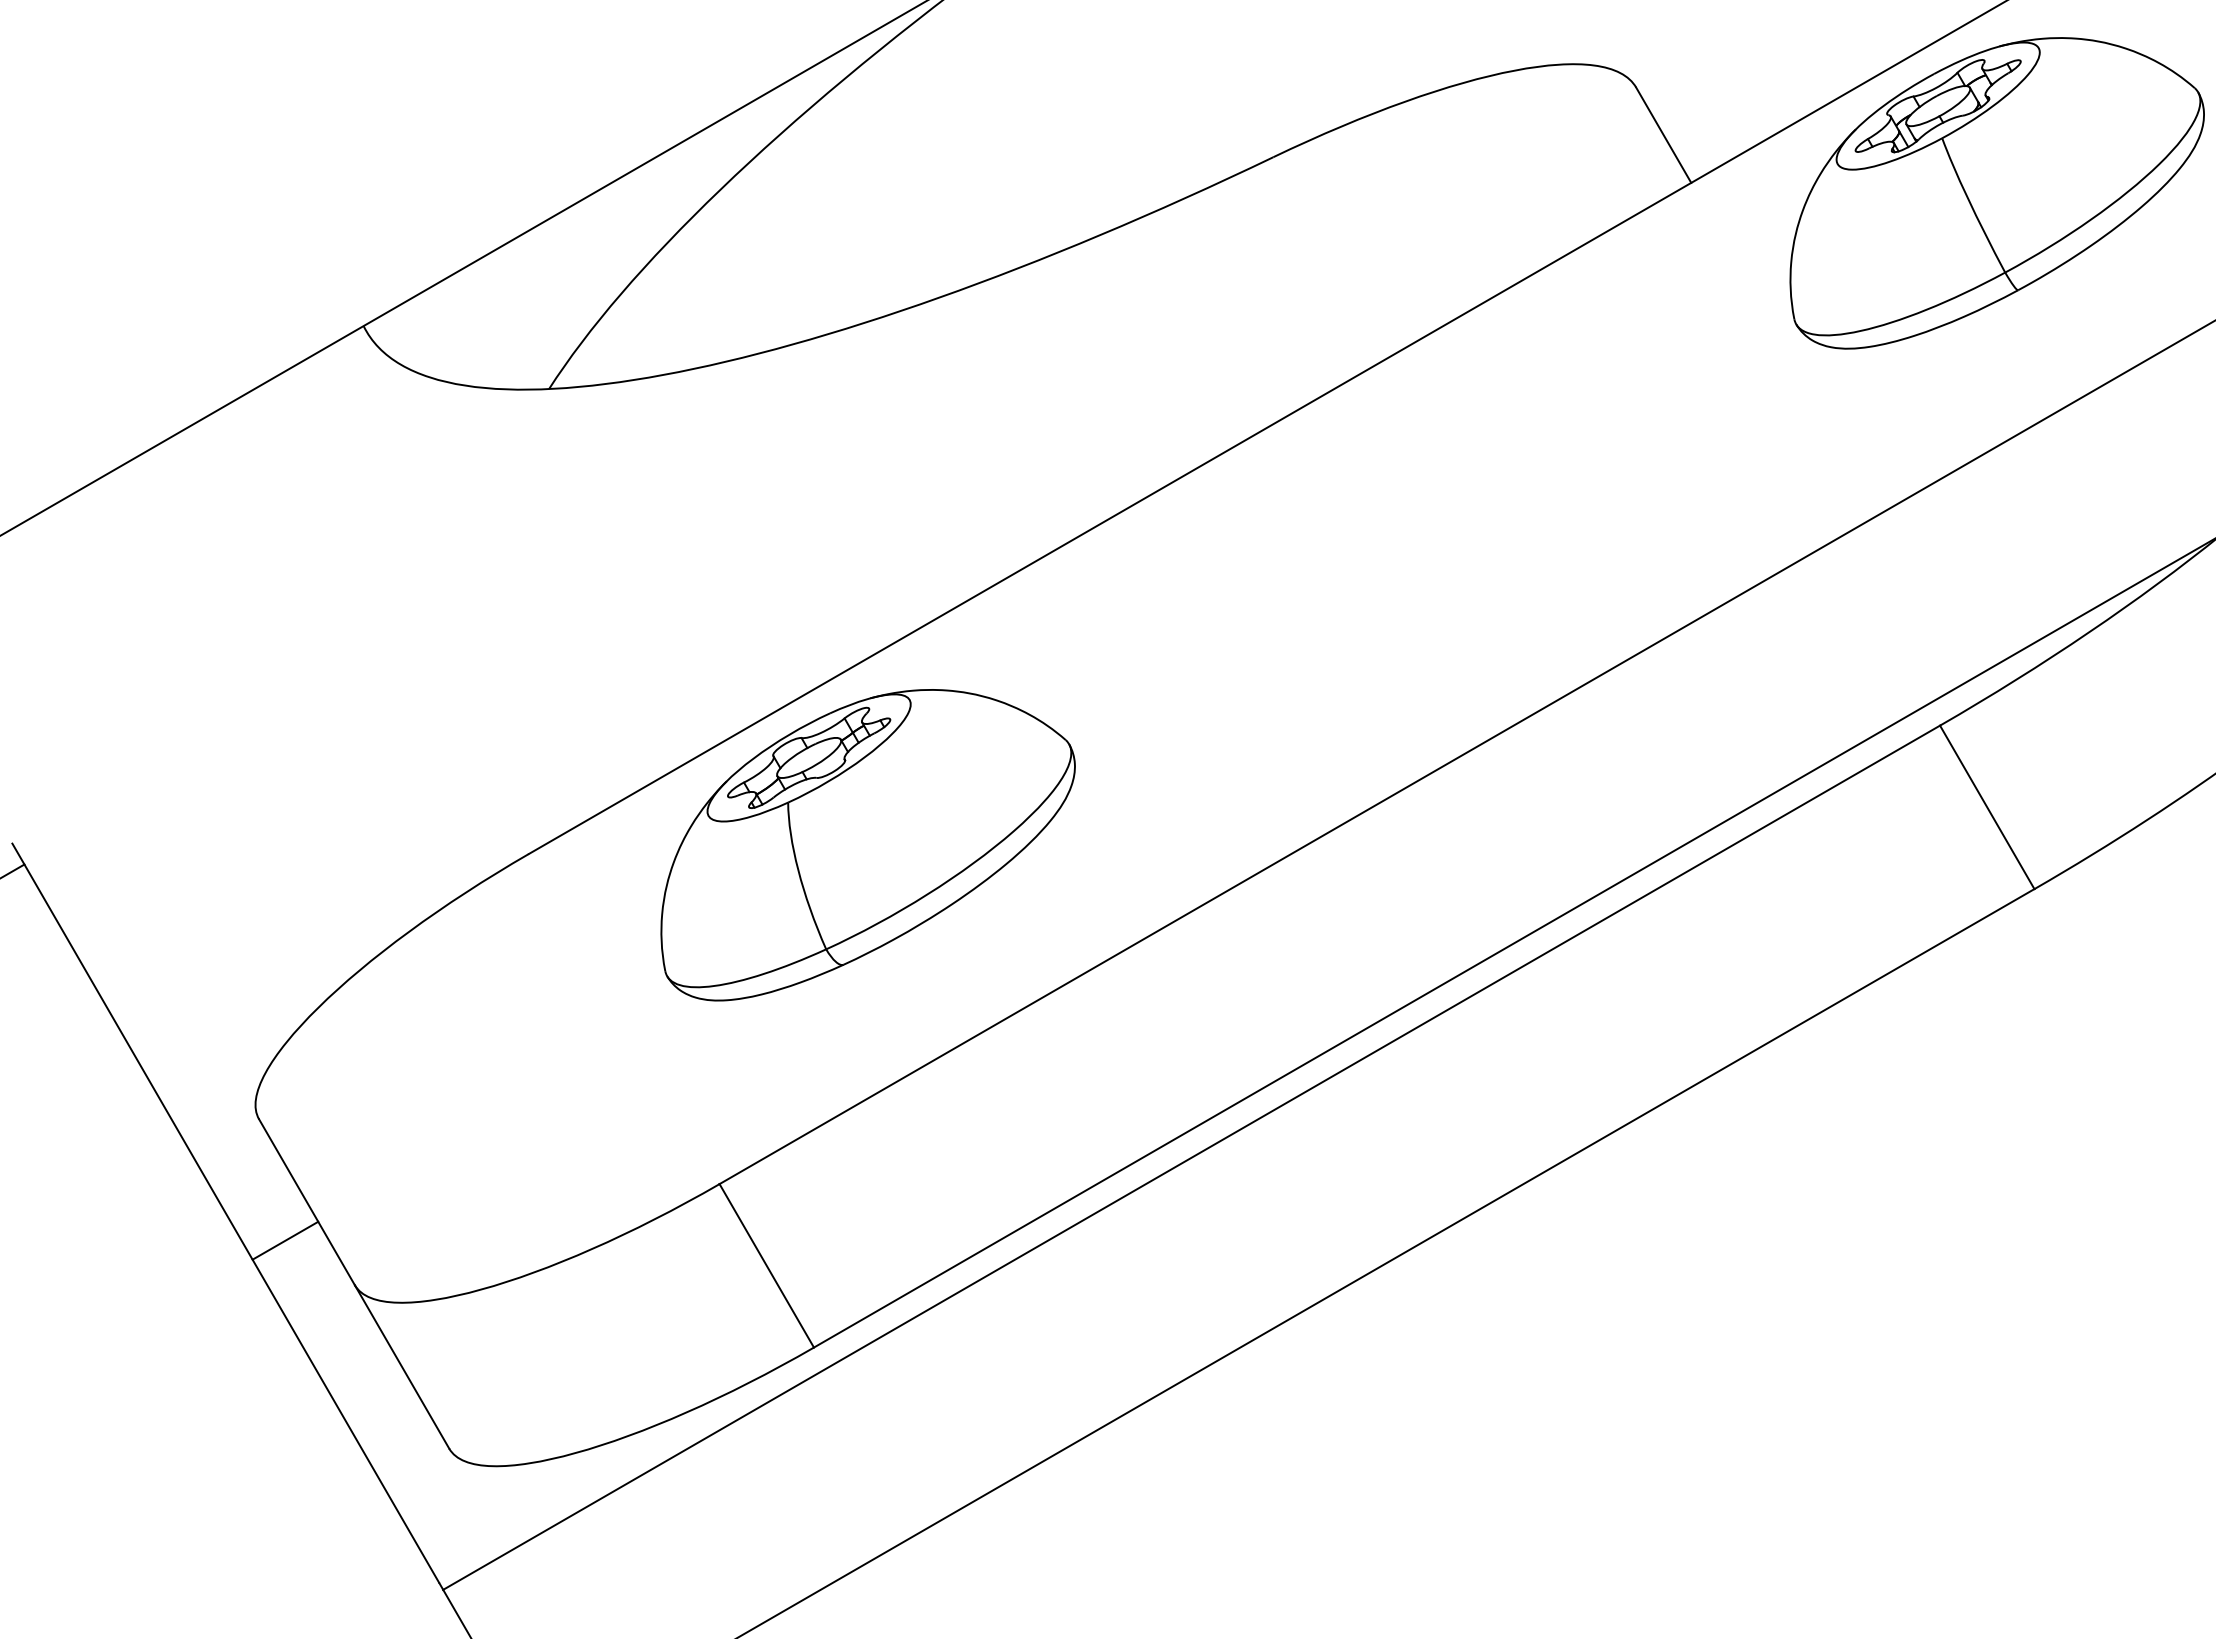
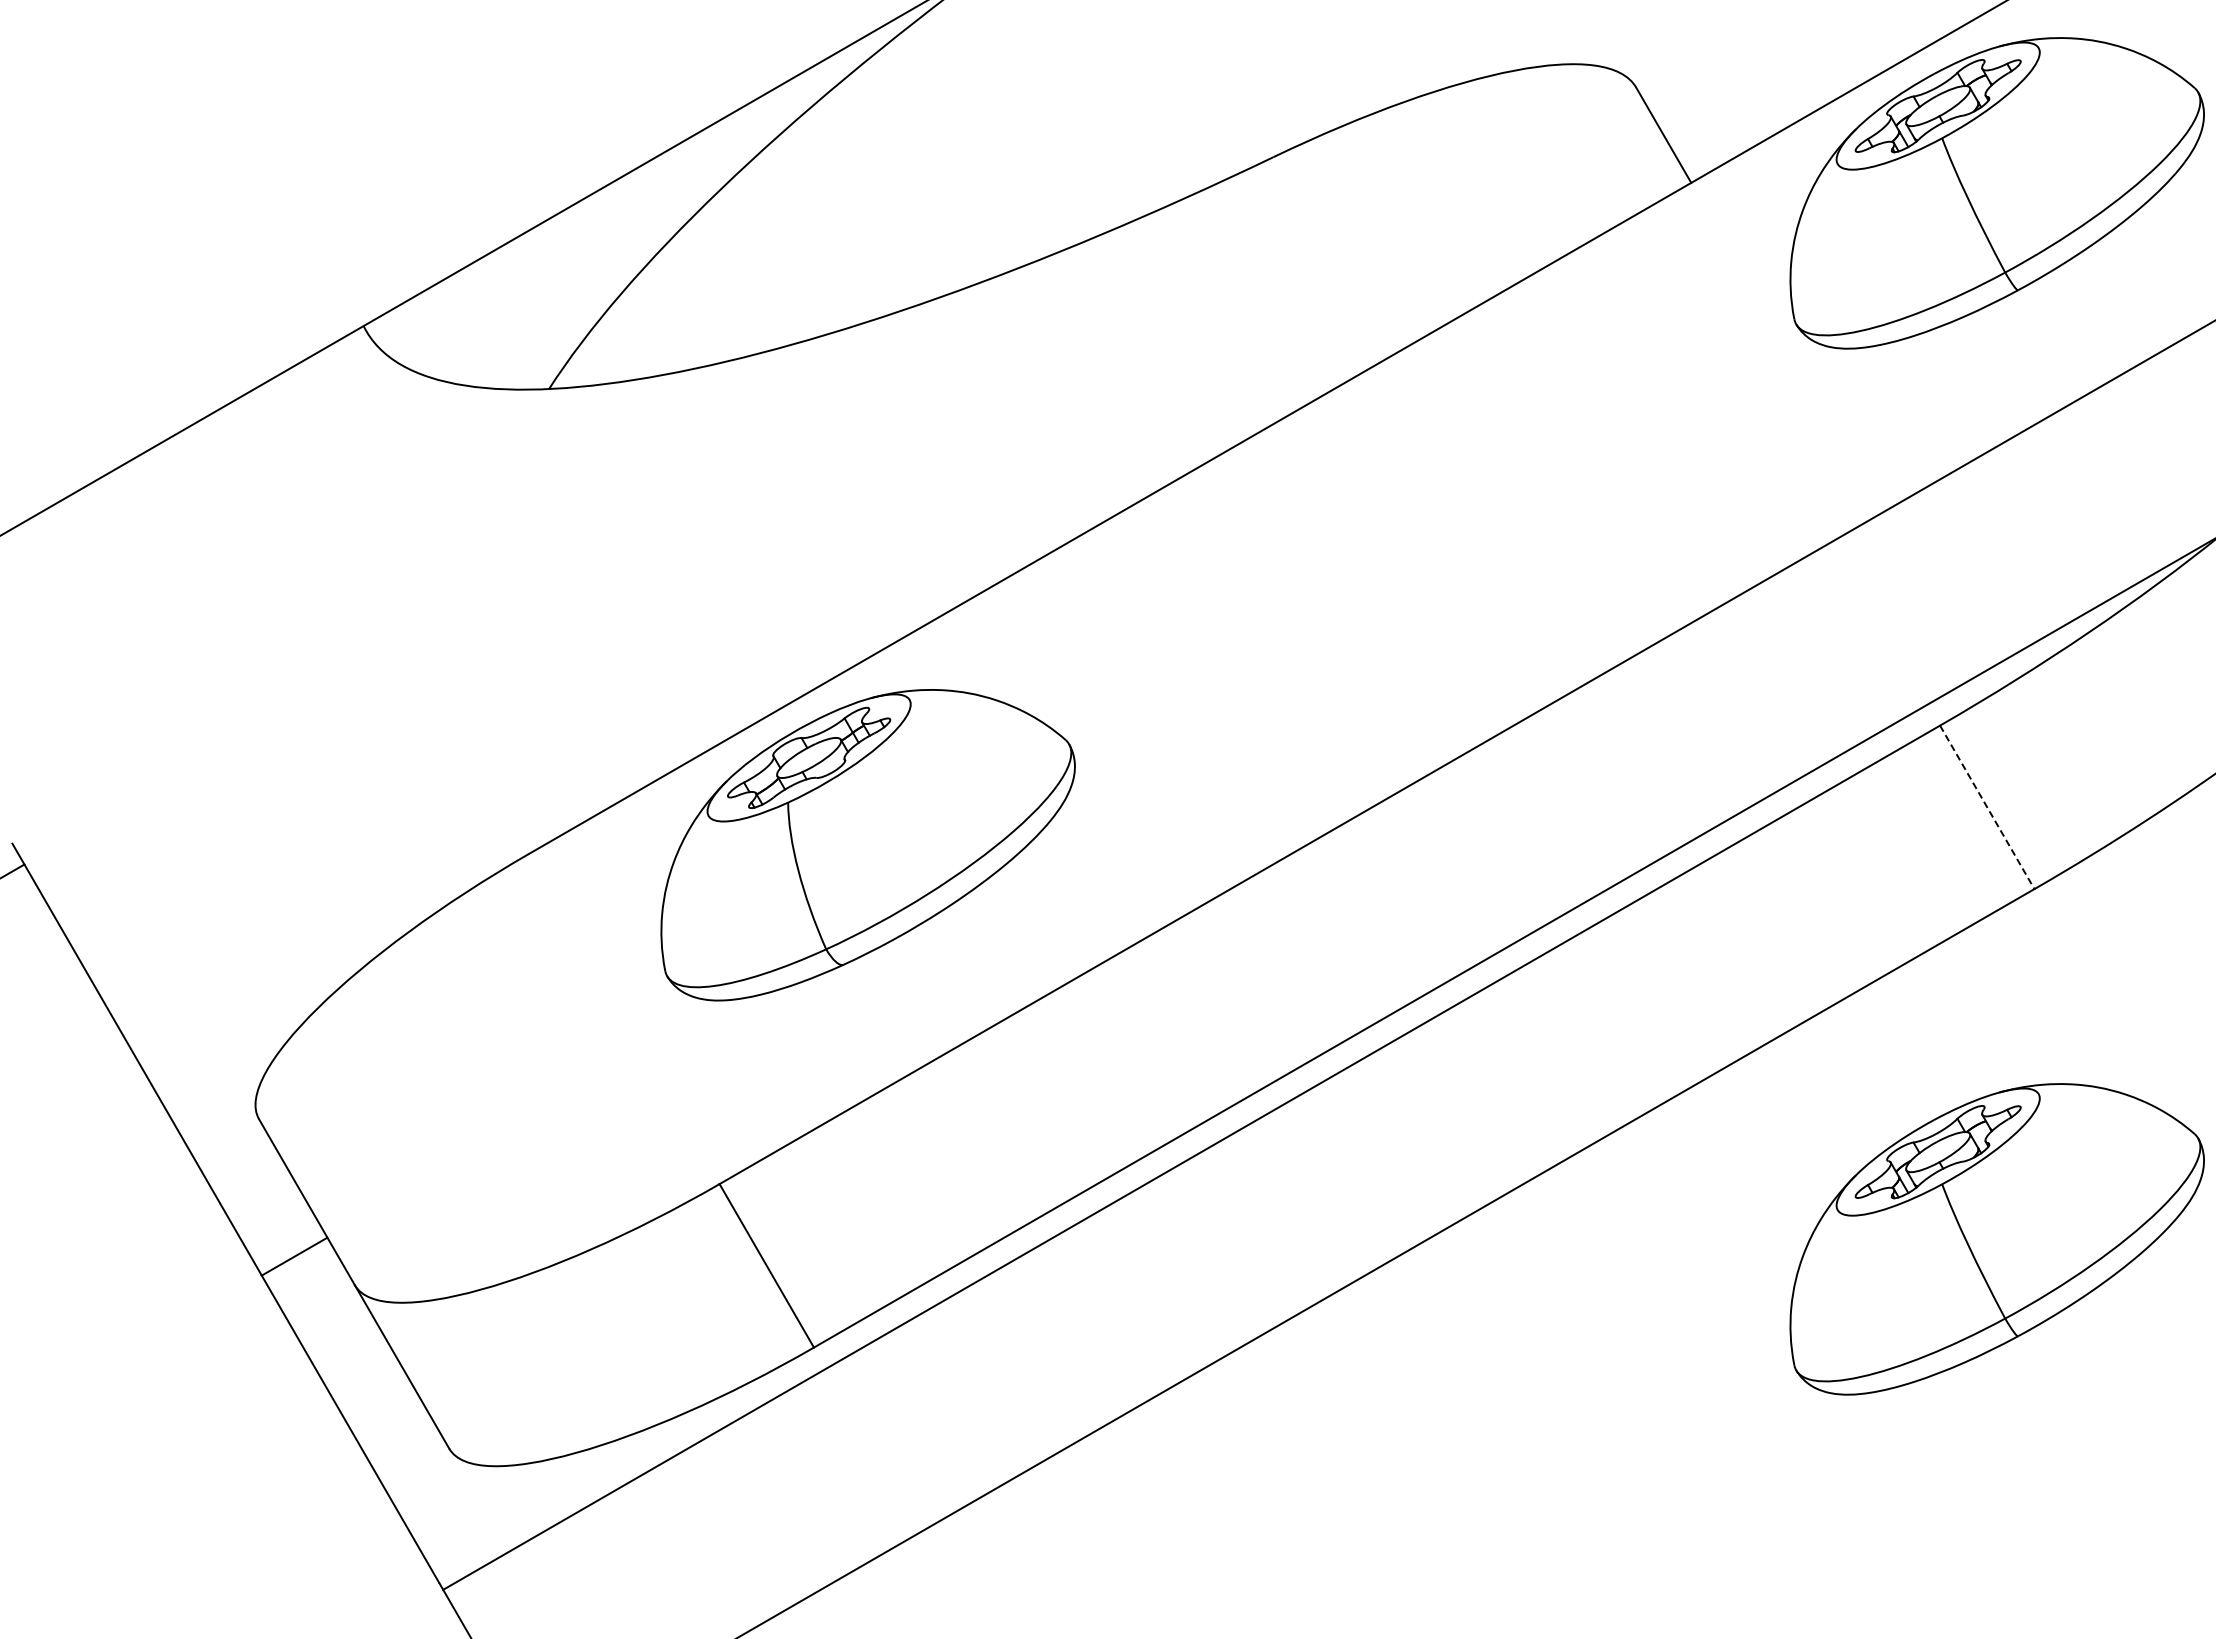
line: solid -> dashed (1987, 807)
part: none -> present (1996, 1239)
line position: (285, 1240) -> (294, 1256) (294, 1256)
